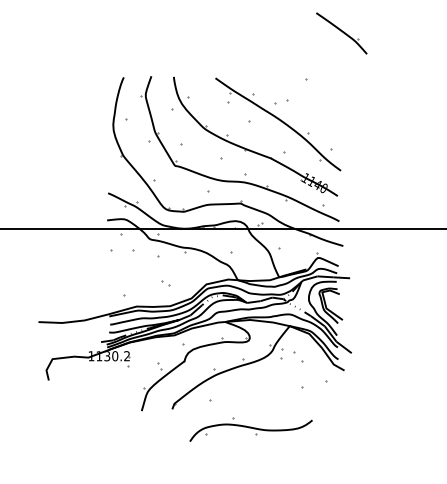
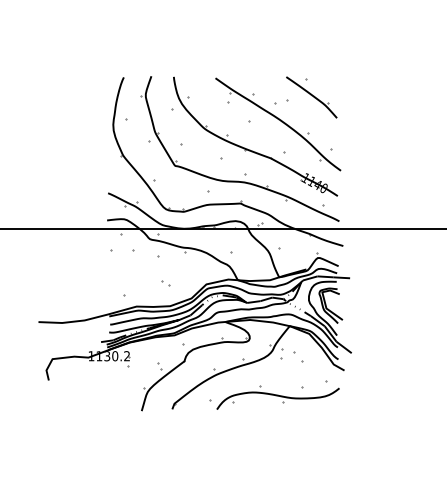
part position: (341, 33) -> (311, 97) (311, 97)
part position: (250, 429) -> (277, 397) (277, 397)
